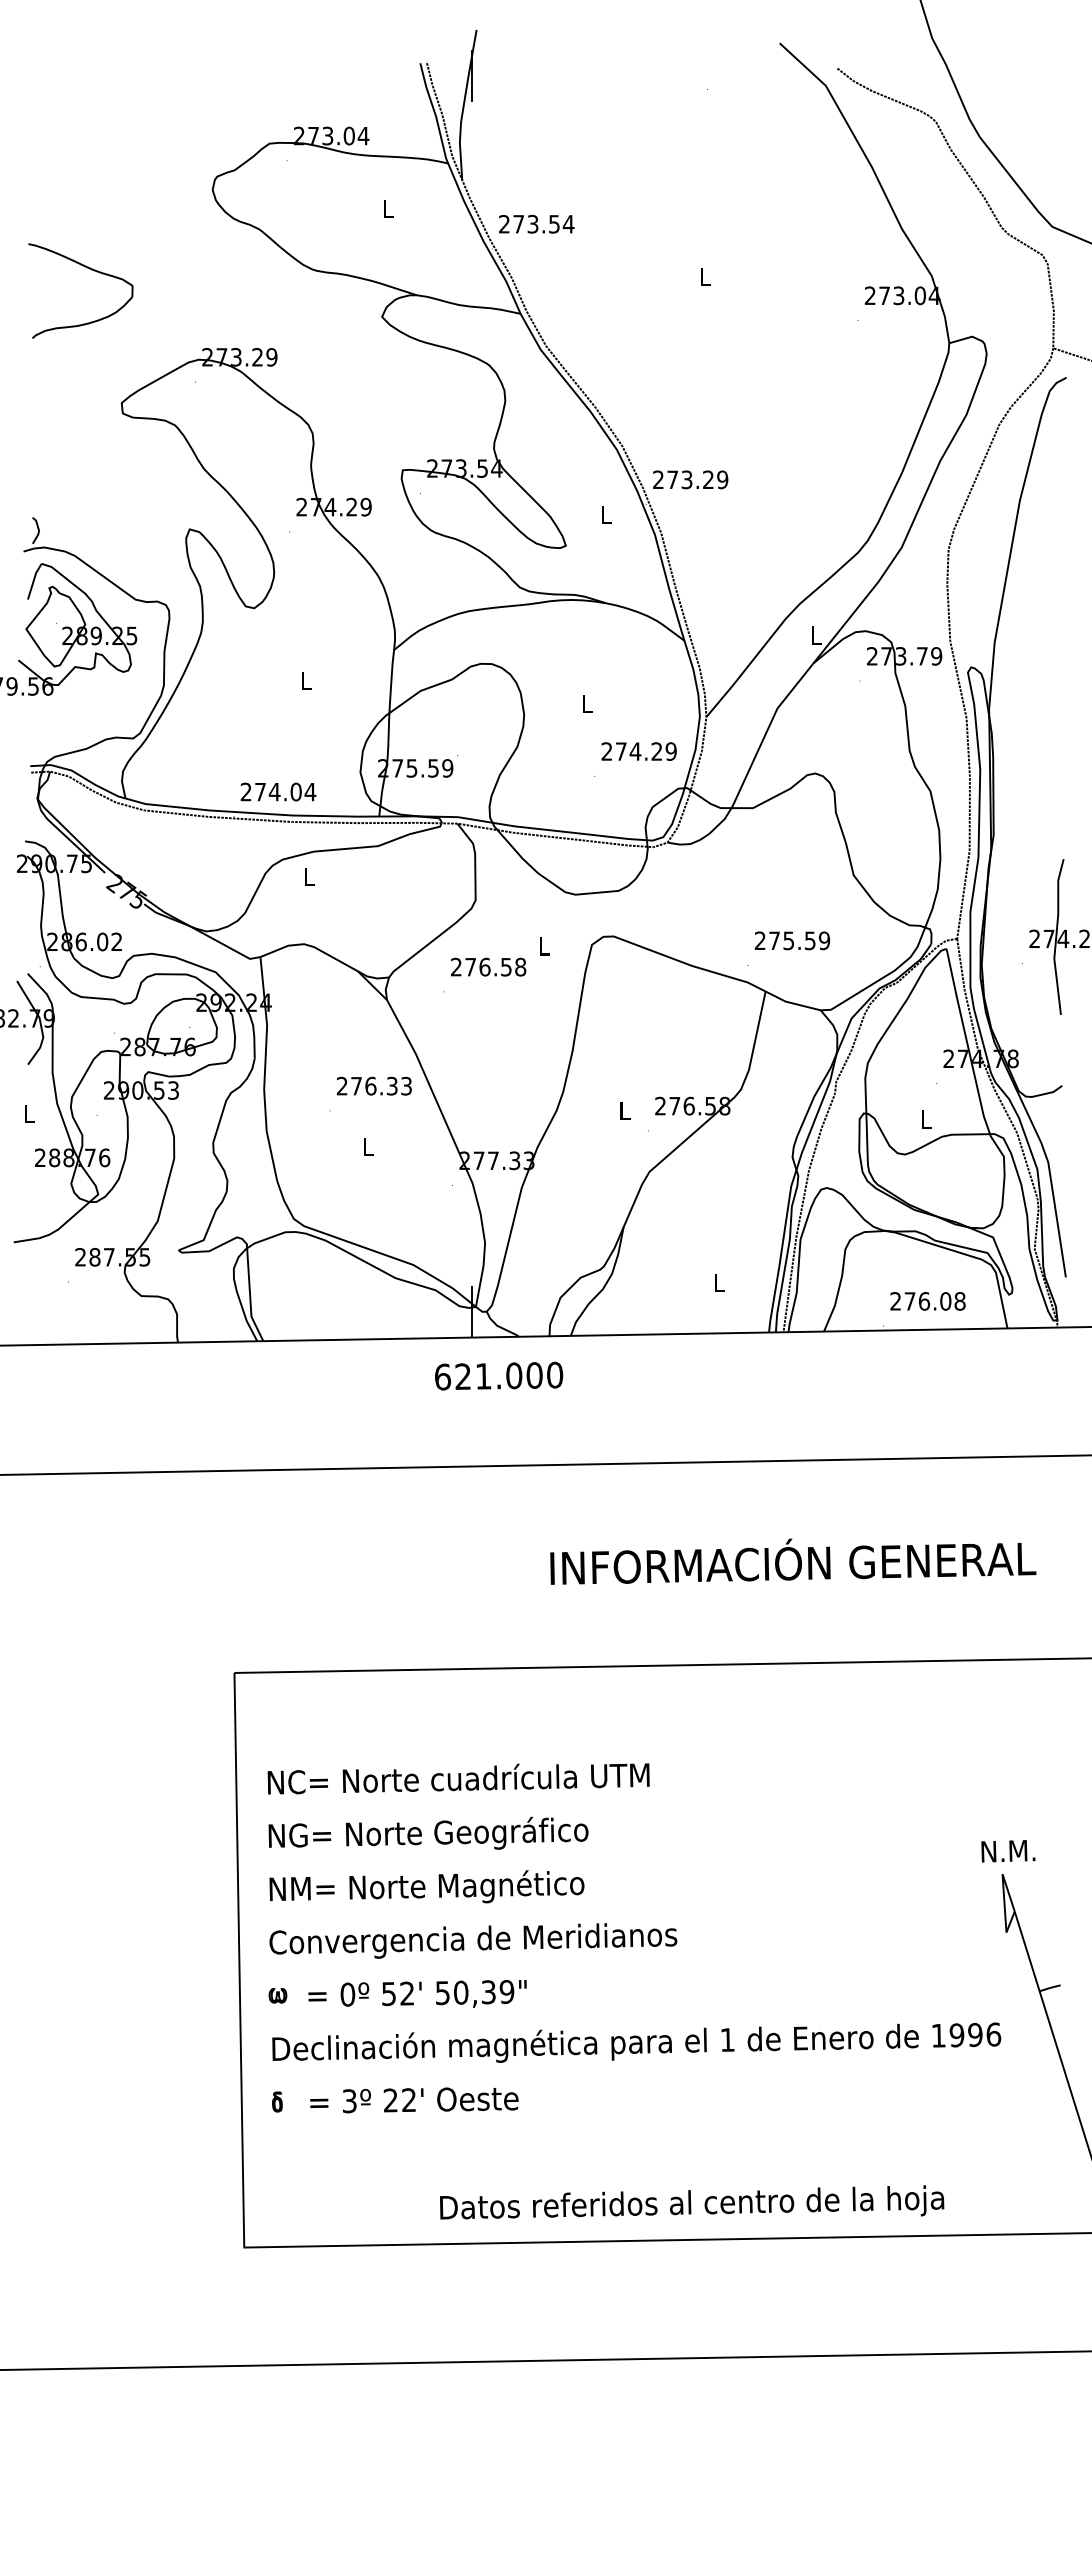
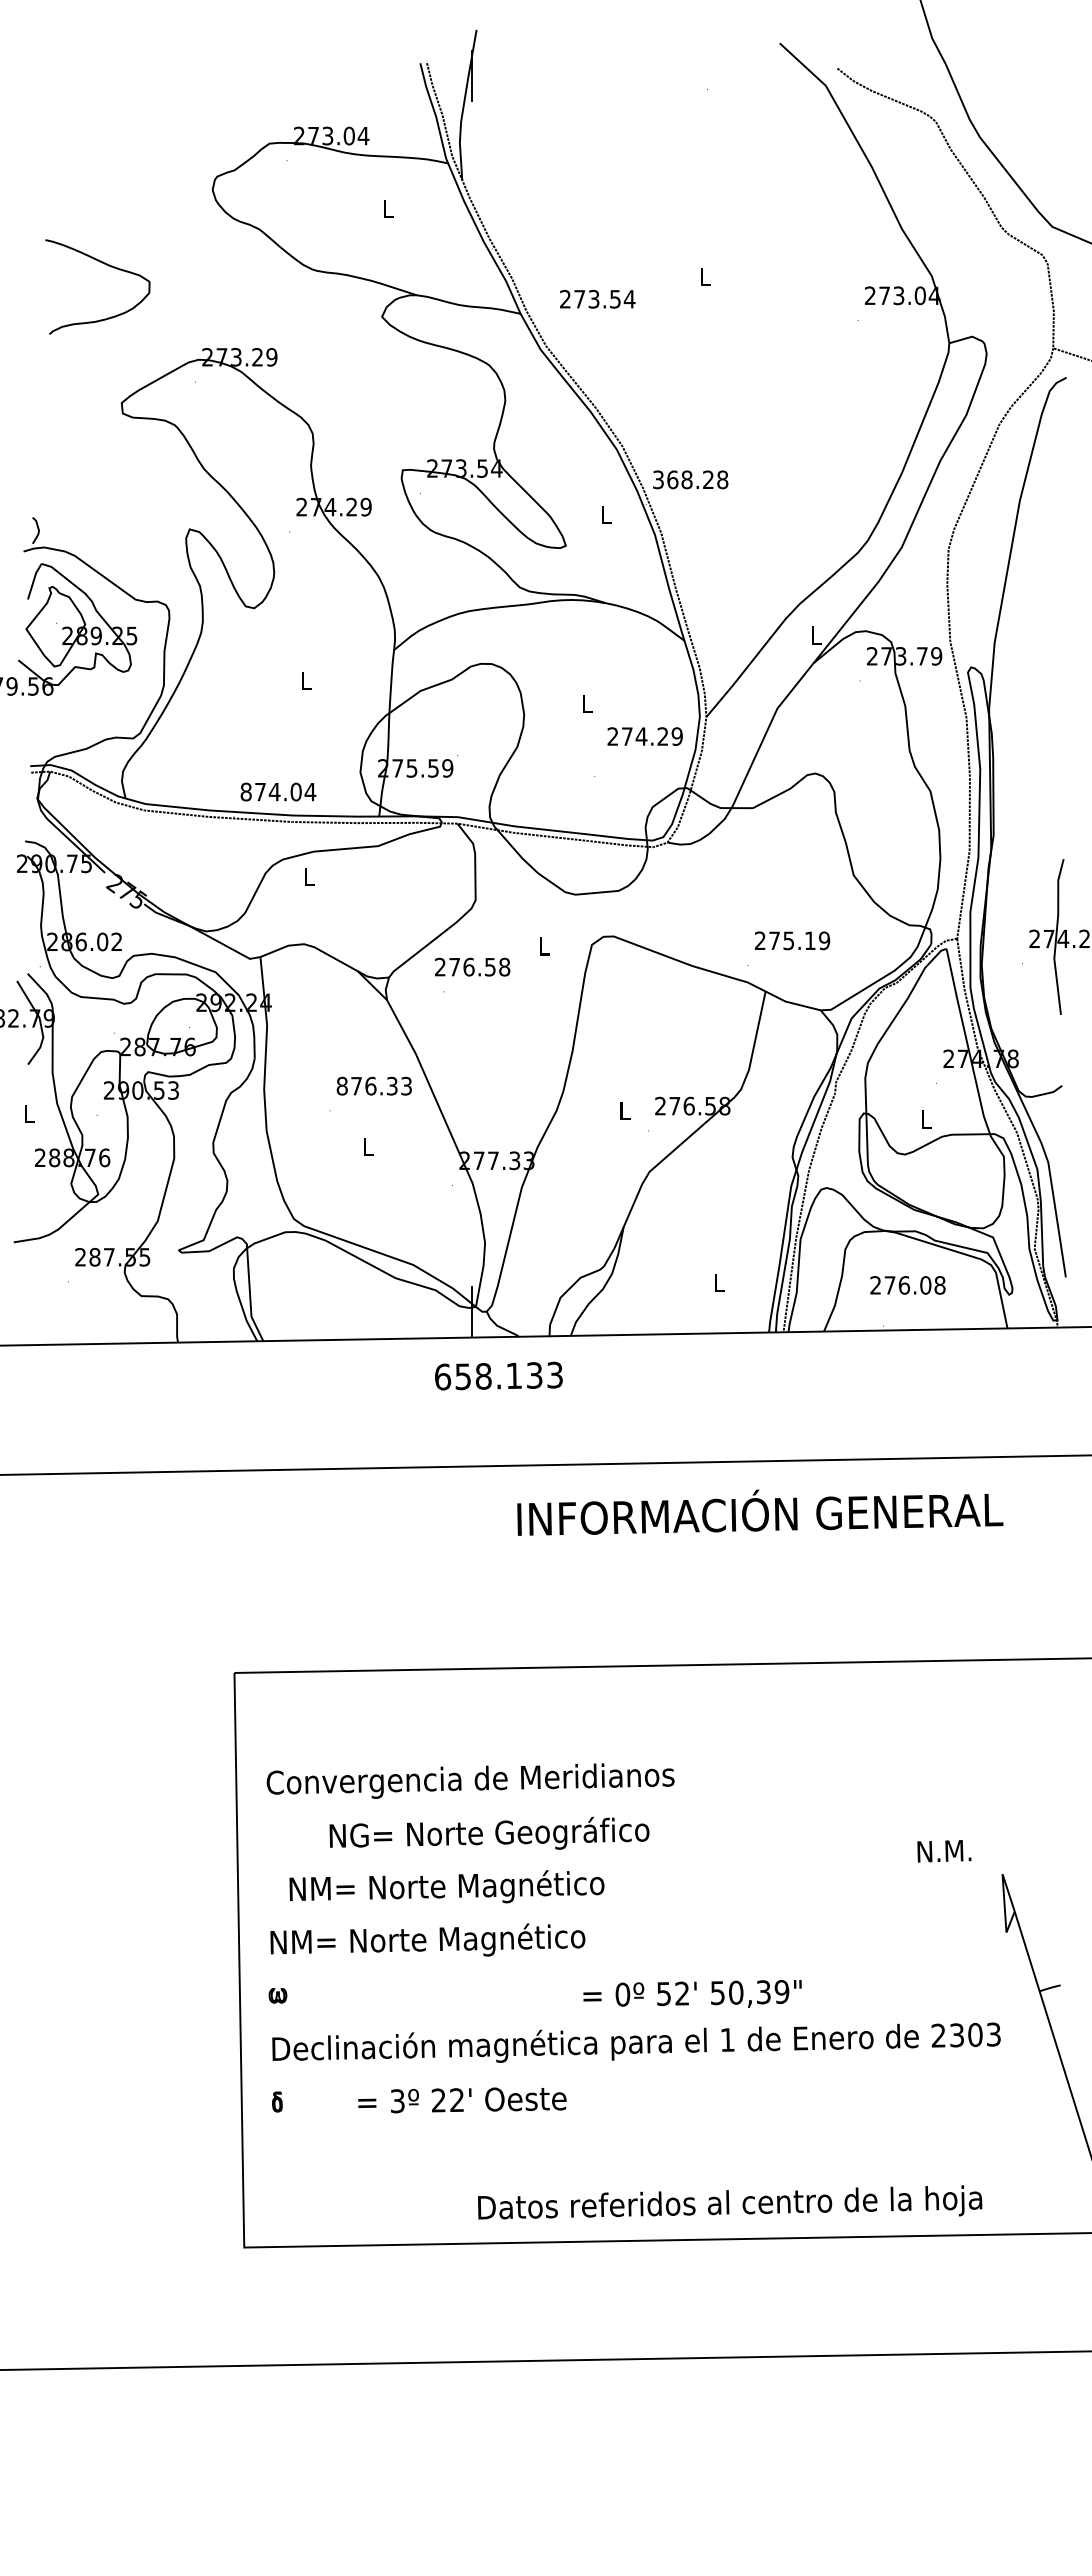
text position: (536, 223) -> (597, 298) (597, 298)
curve position: (91, 270) -> (108, 266) (108, 266)
text: 273.29 -> 368.28 (690, 479)
text position: (638, 751) -> (644, 736) (644, 736)
text: 274.04 -> 874.04 (245, 791)
text: 275.59 -> 275.19 (810, 940)
text position: (488, 966) -> (472, 966) (472, 966)
text: 276.33 -> 876.33 (341, 1086)
text position: (927, 1301) -> (907, 1285) (907, 1285)
text: 621.000 -> 658.133 (509, 1375)
text position: (793, 1561) -> (760, 1512) (760, 1512)
text: NC= Norte cuadrícula UTM -> Convergencia de Meridianos (470, 1780)
text position: (428, 1832) -> (489, 1832) (489, 1832)
text position: (1008, 1851) -> (944, 1851) (944, 1851)
text position: (426, 1886) -> (446, 1886) (446, 1886)
text: Convergencia de Meridianos -> NM= Norte Magnético (473, 1940)
text position: (417, 1993) -> (692, 1993) (692, 1993)
text: 1996 -> 2303 (966, 2034)
text position: (414, 2100) -> (462, 2100) (462, 2100)
text position: (692, 2202) -> (730, 2202) (730, 2202)
